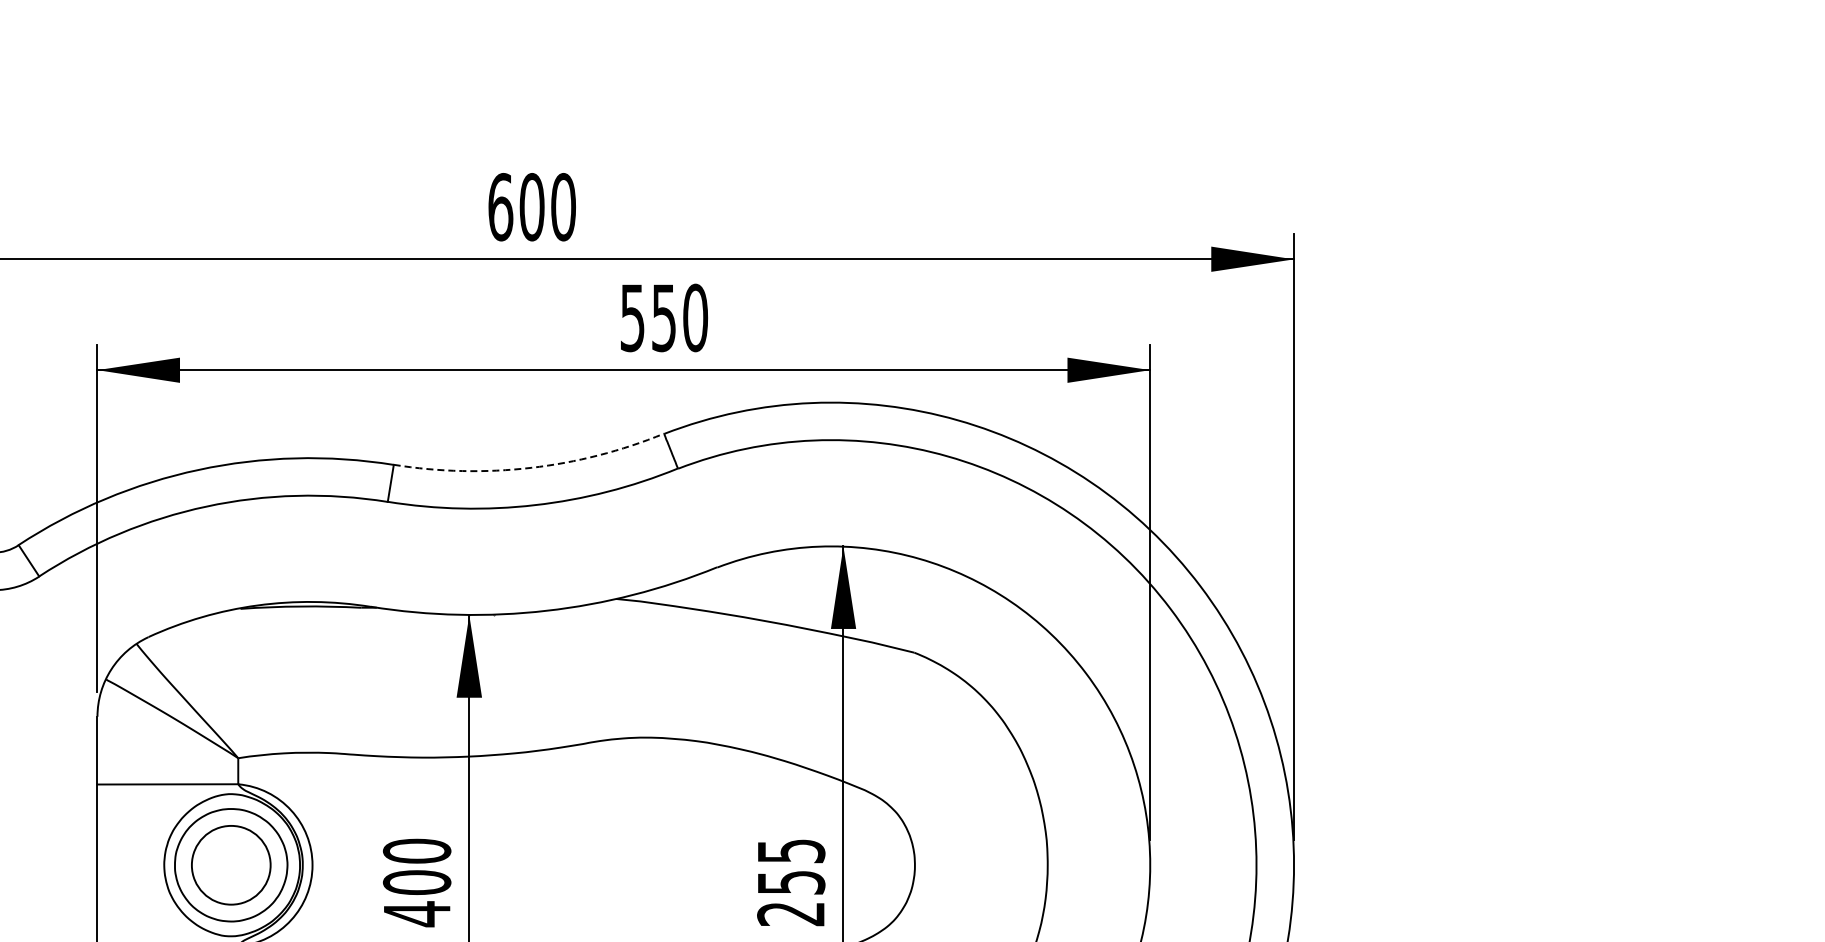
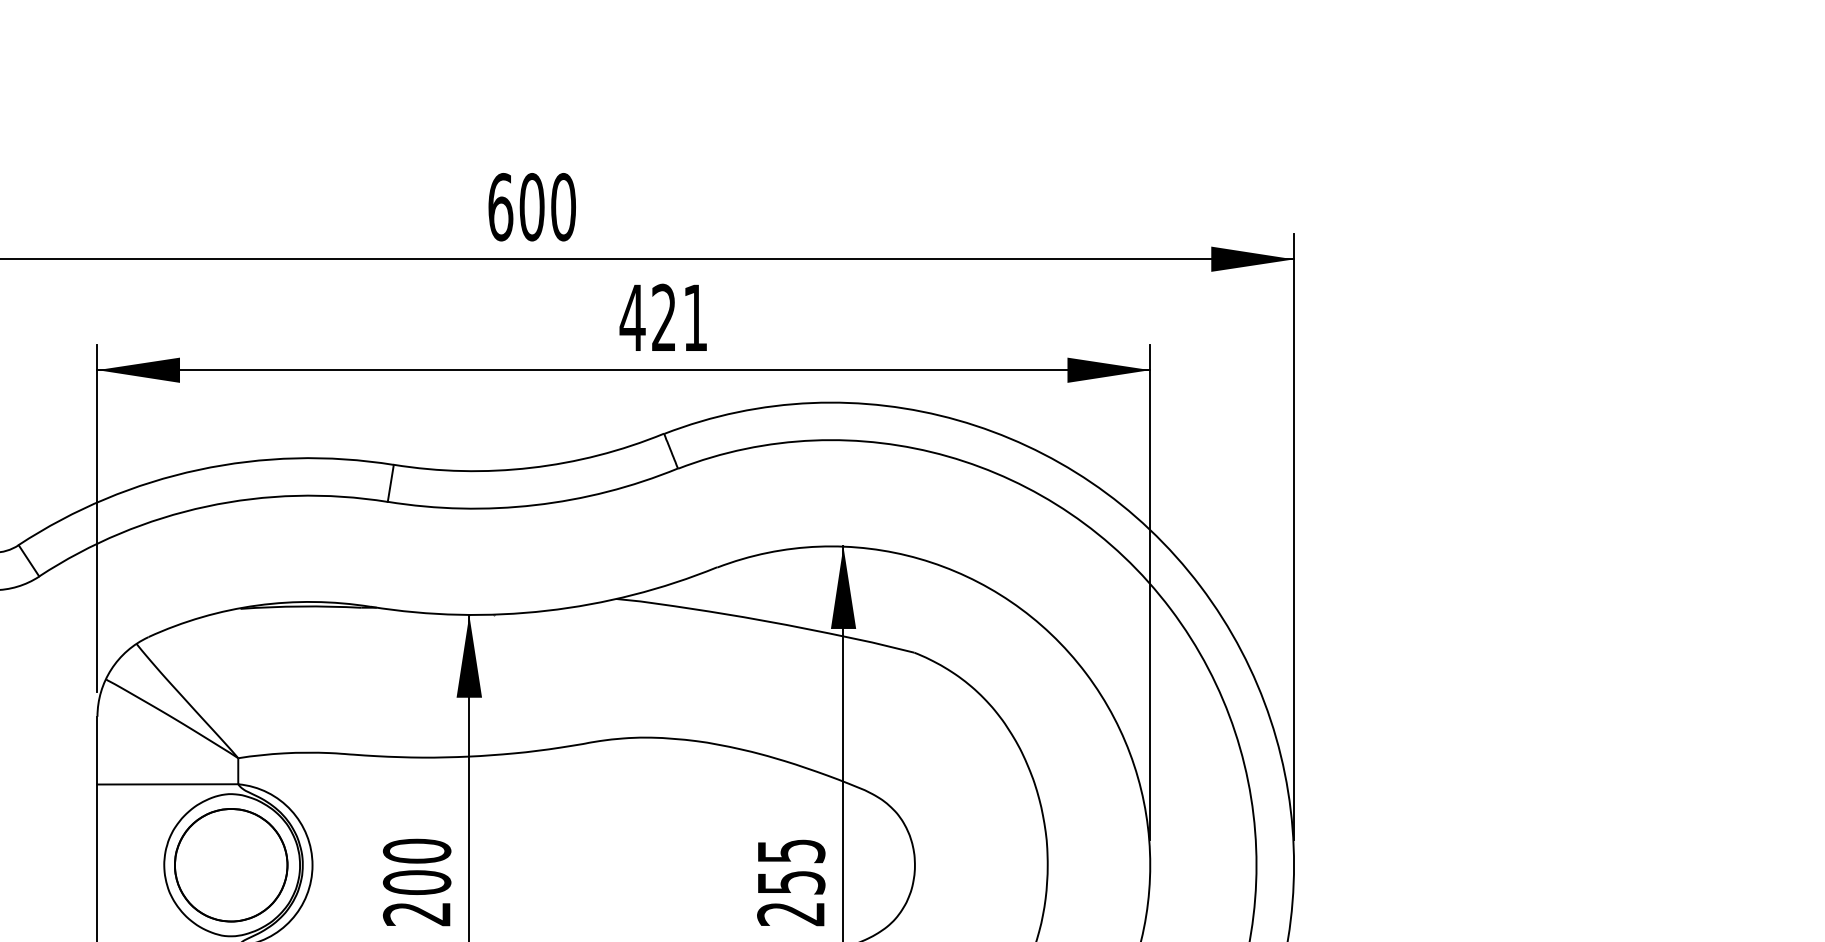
text: 550 -> 421 (663, 317)
arc: dashed -> solid (531, 467)
circle diameter: 79 px -> 113 px (231, 865)
text: 400 -> 200 (416, 914)
